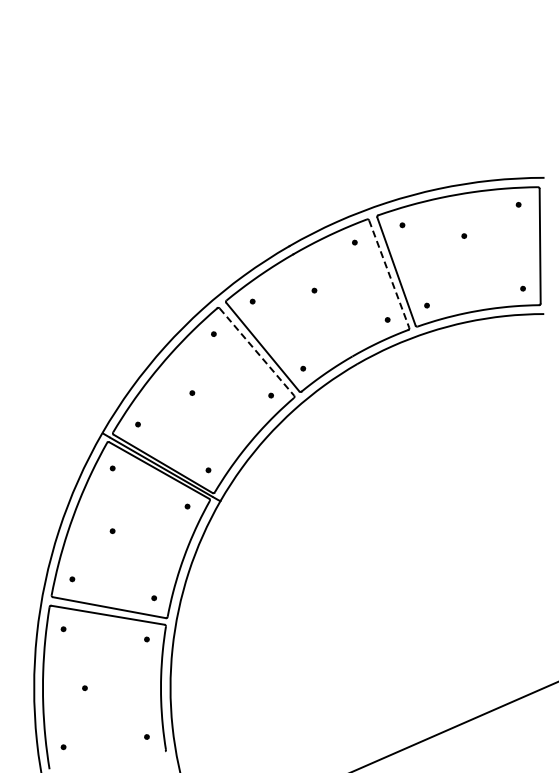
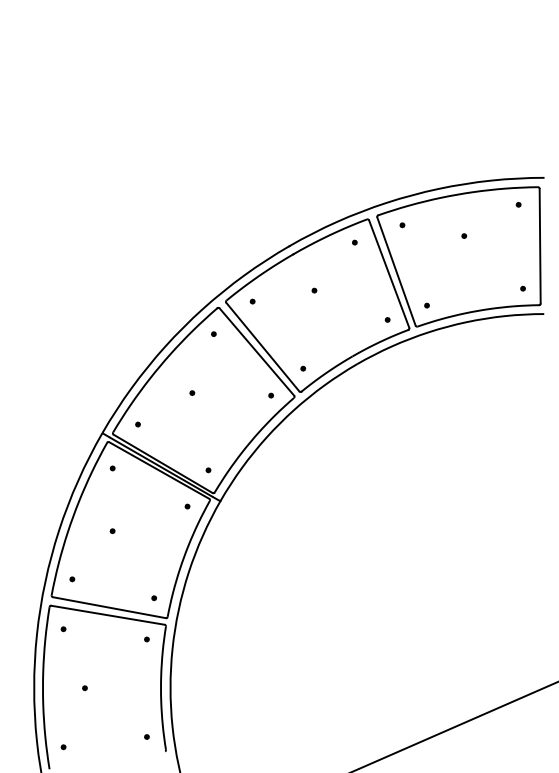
line: dashed -> solid (389, 274)
line: dashed -> solid (257, 352)
